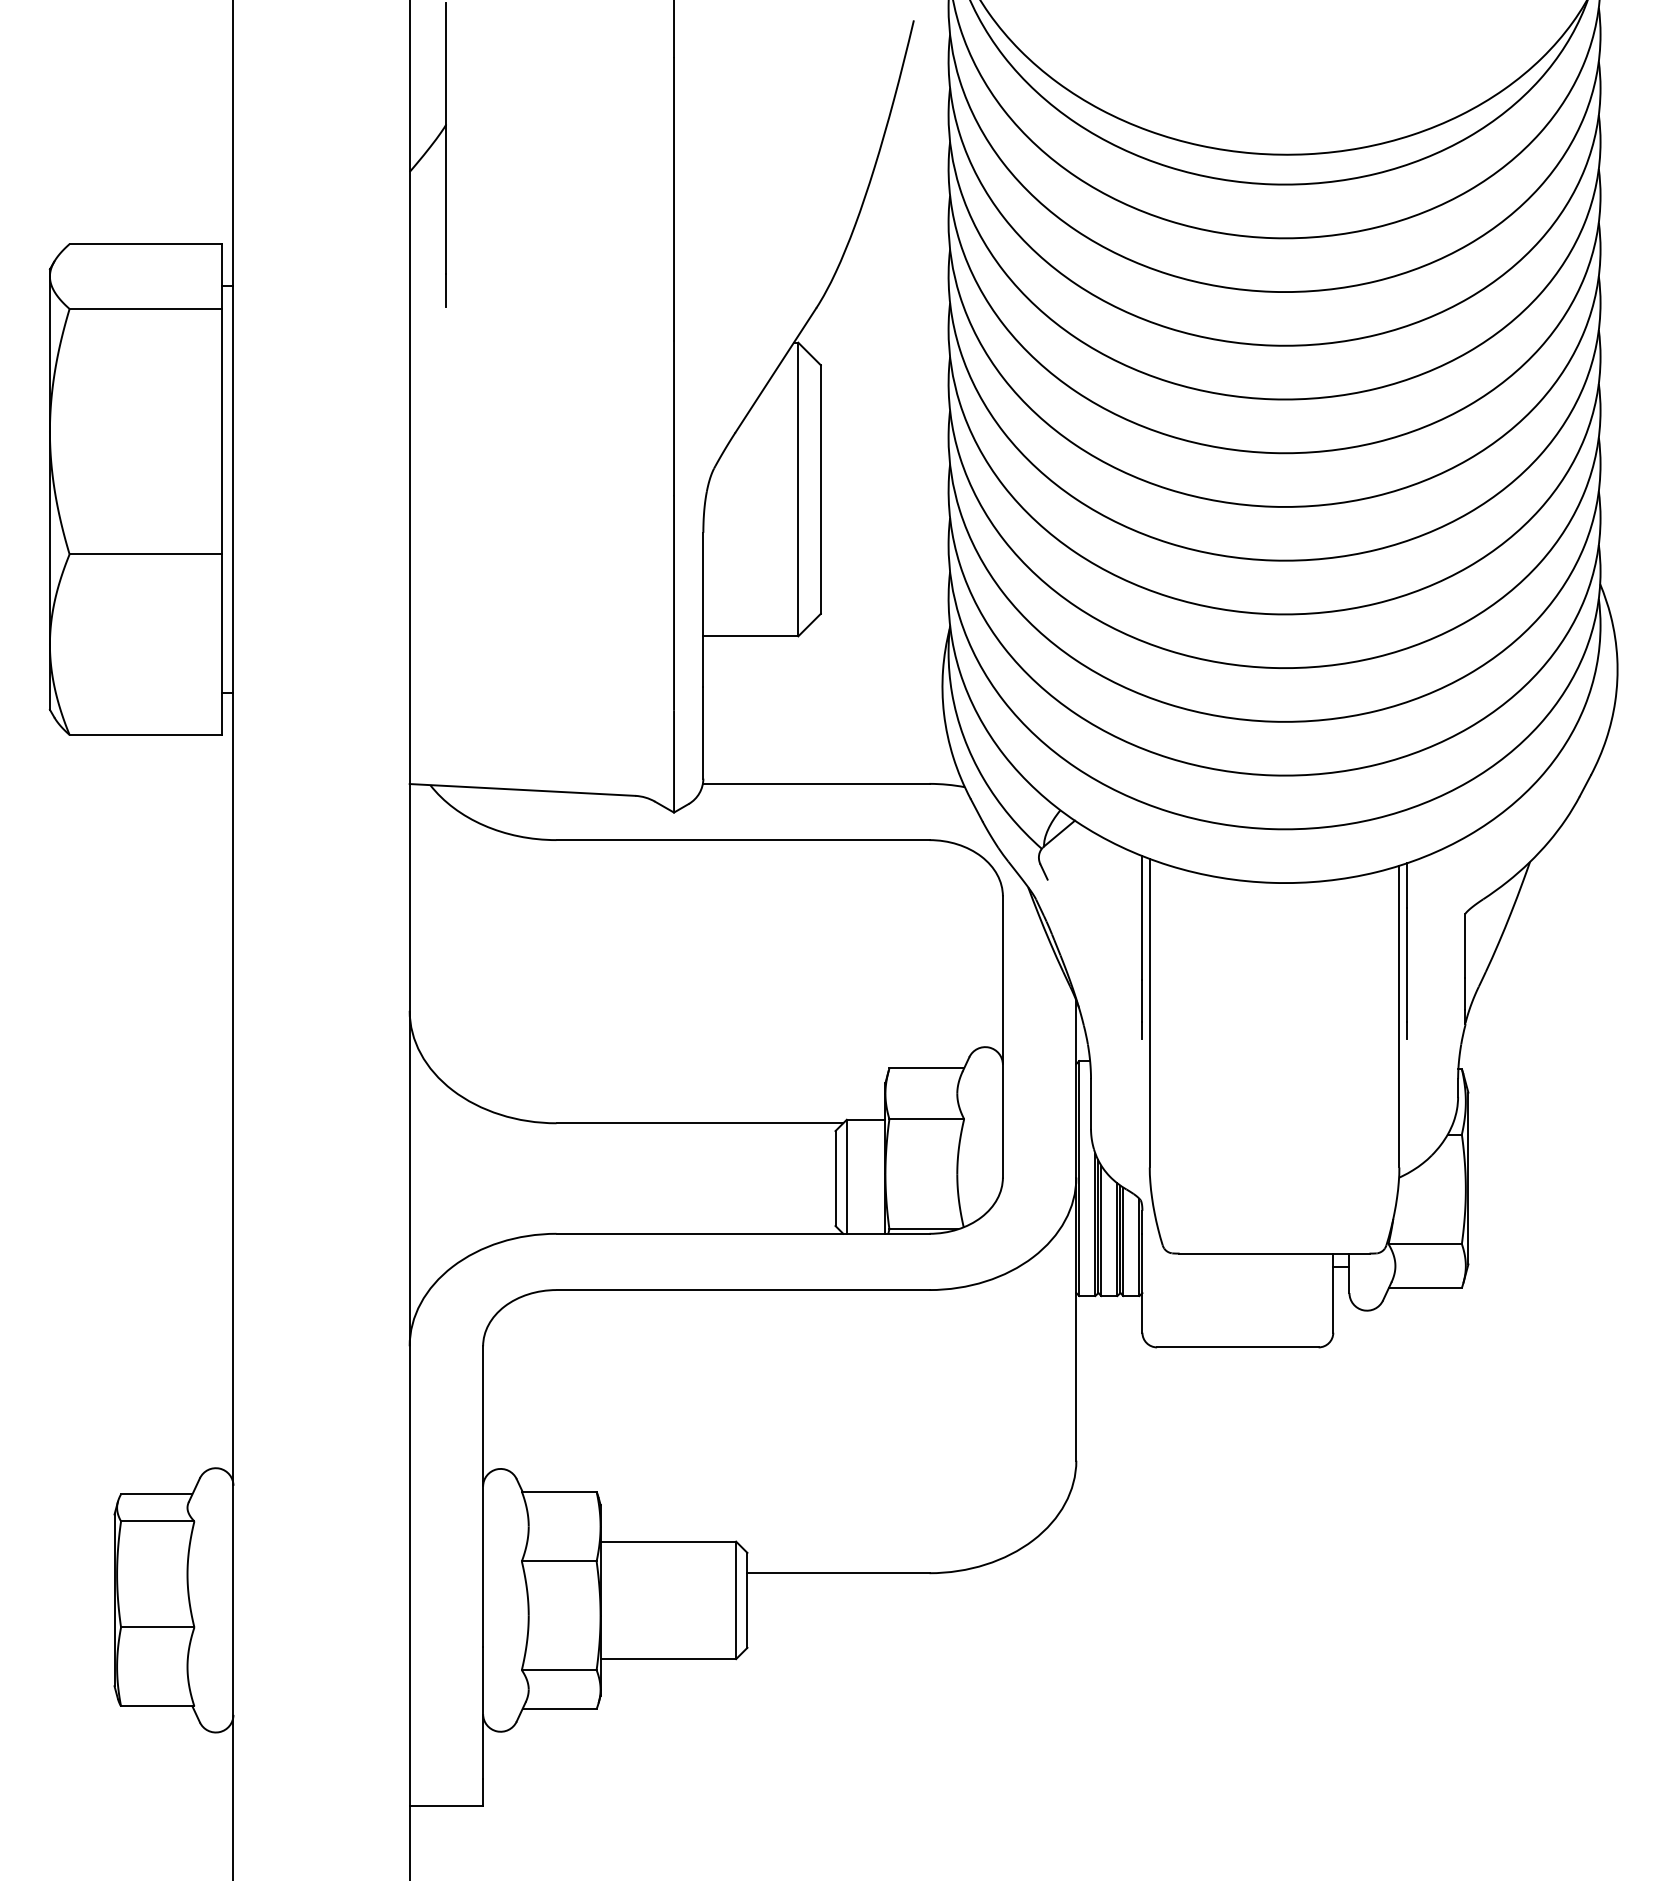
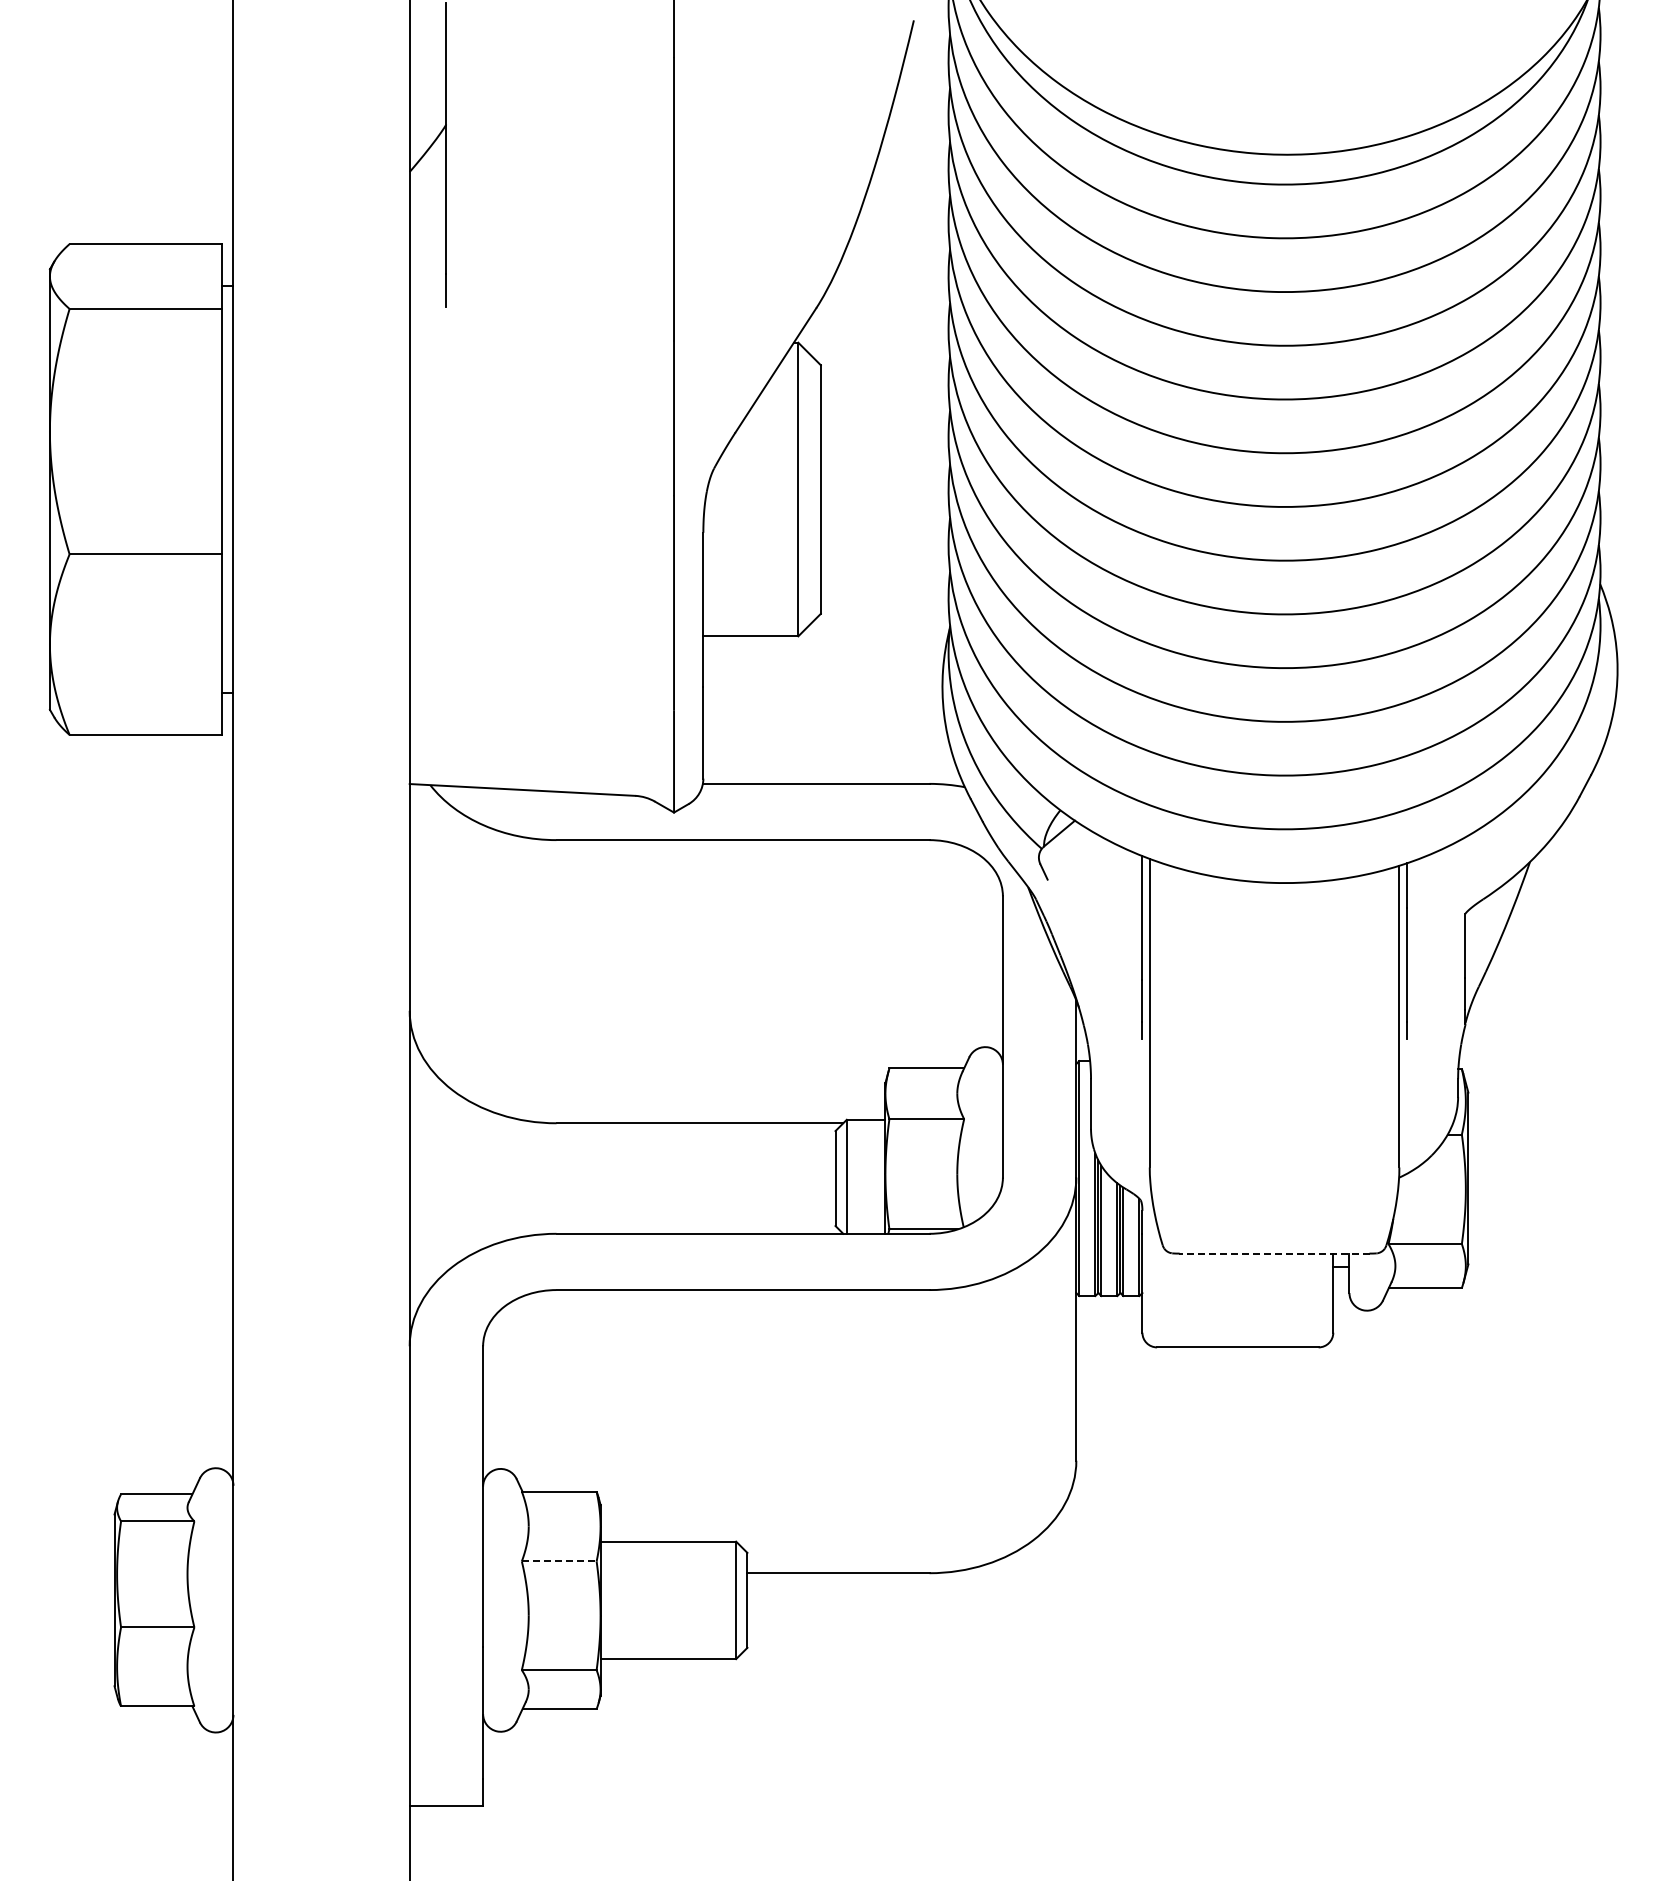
line: solid -> dashed (1274, 1253)
line: solid -> dashed (559, 1561)
